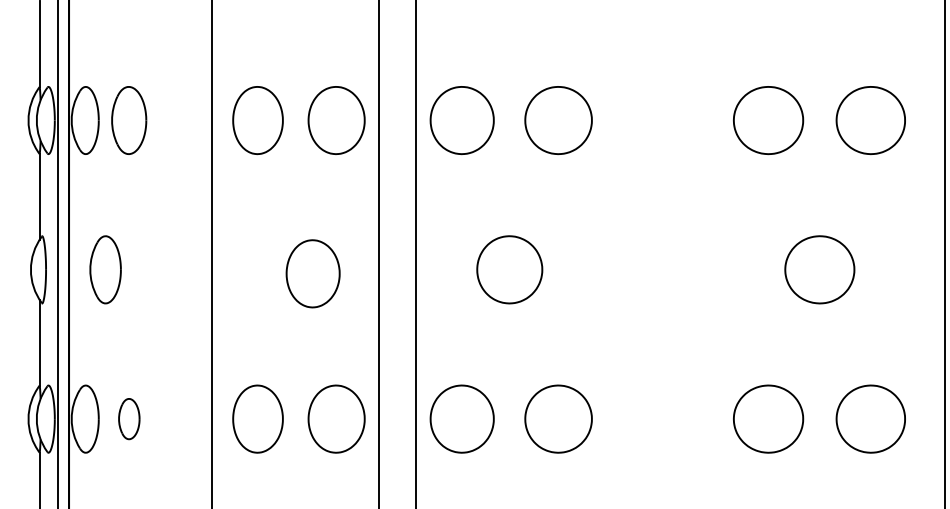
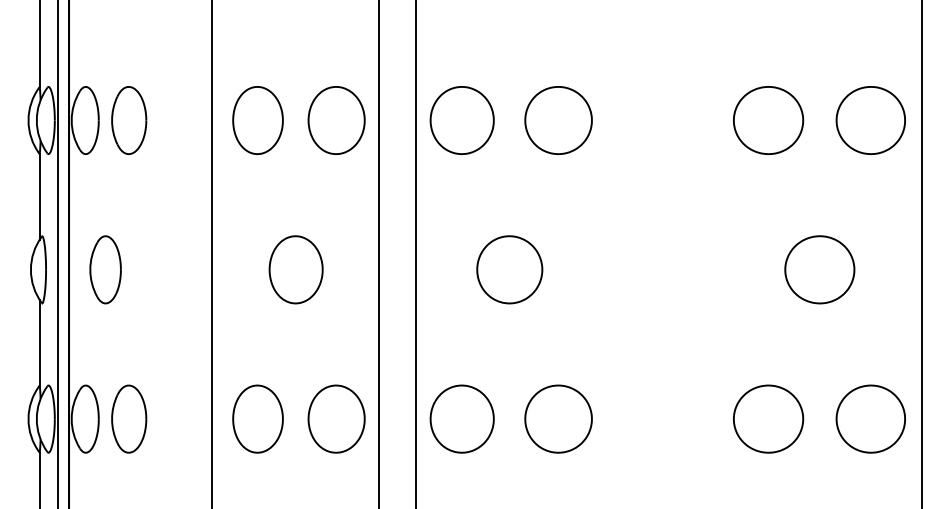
line position: (944, 253) -> (921, 253) (921, 253)
part position: (312, 273) -> (295, 269) (295, 269)
part size: 23x43 px -> 37x70 px (129, 418)
